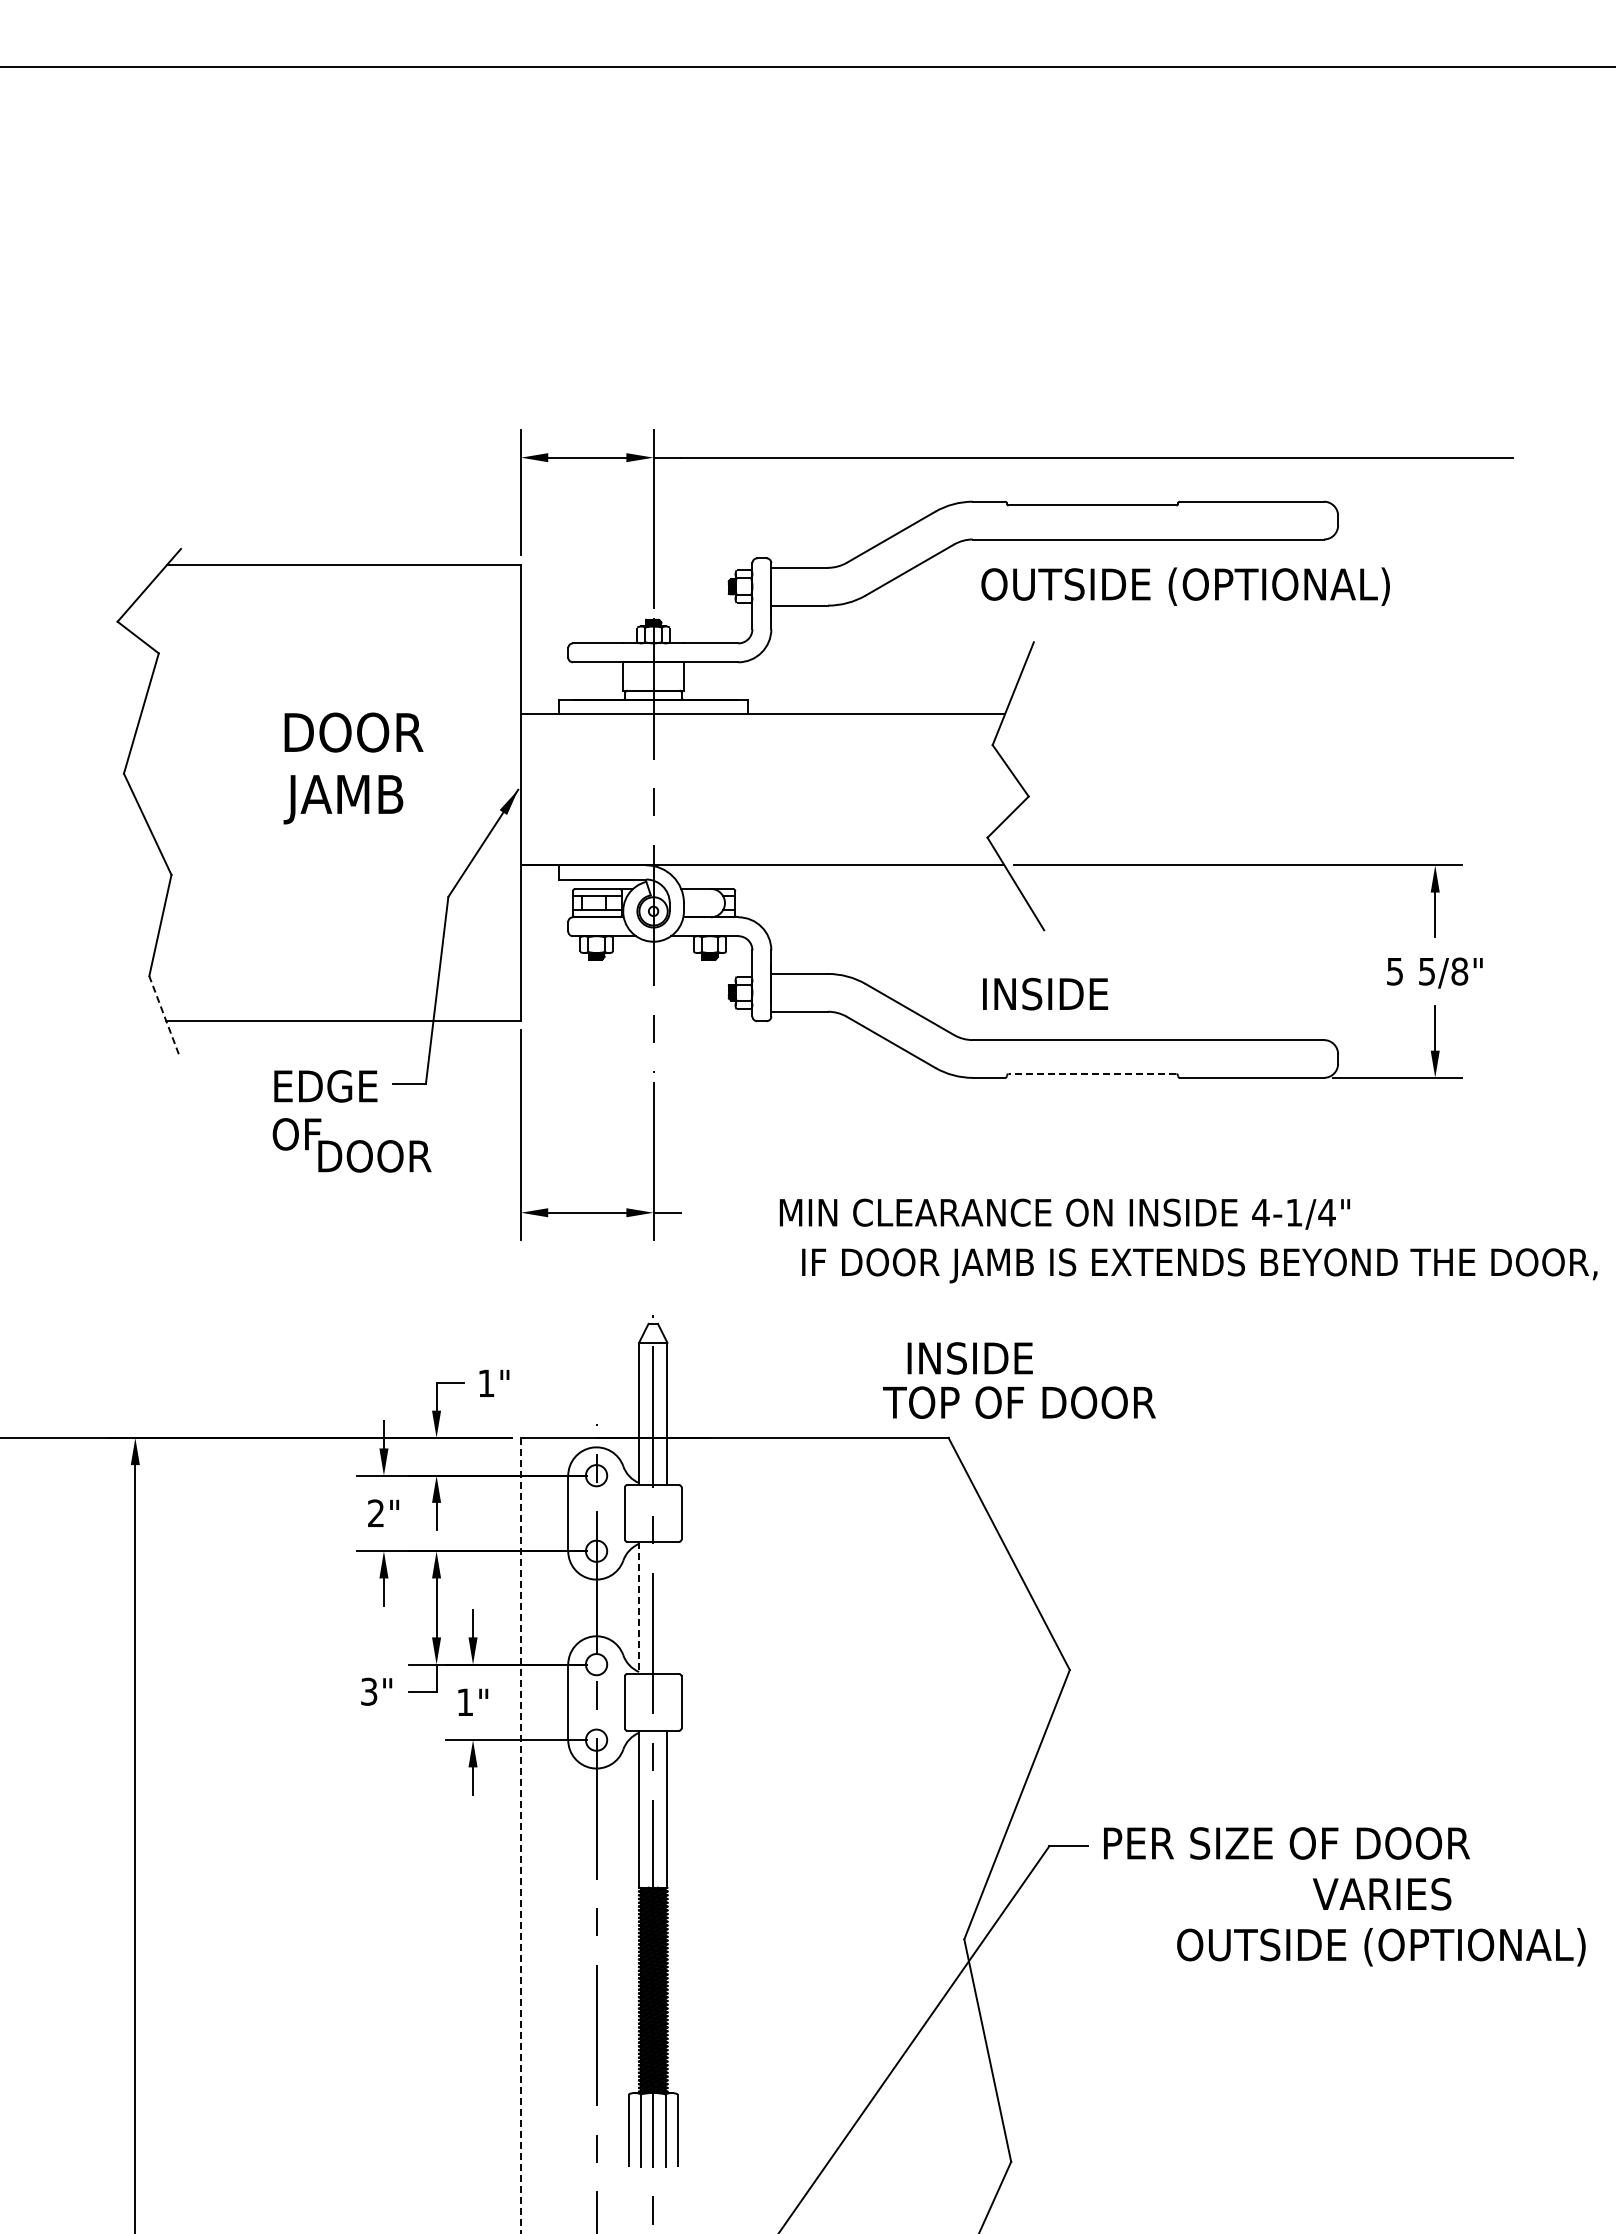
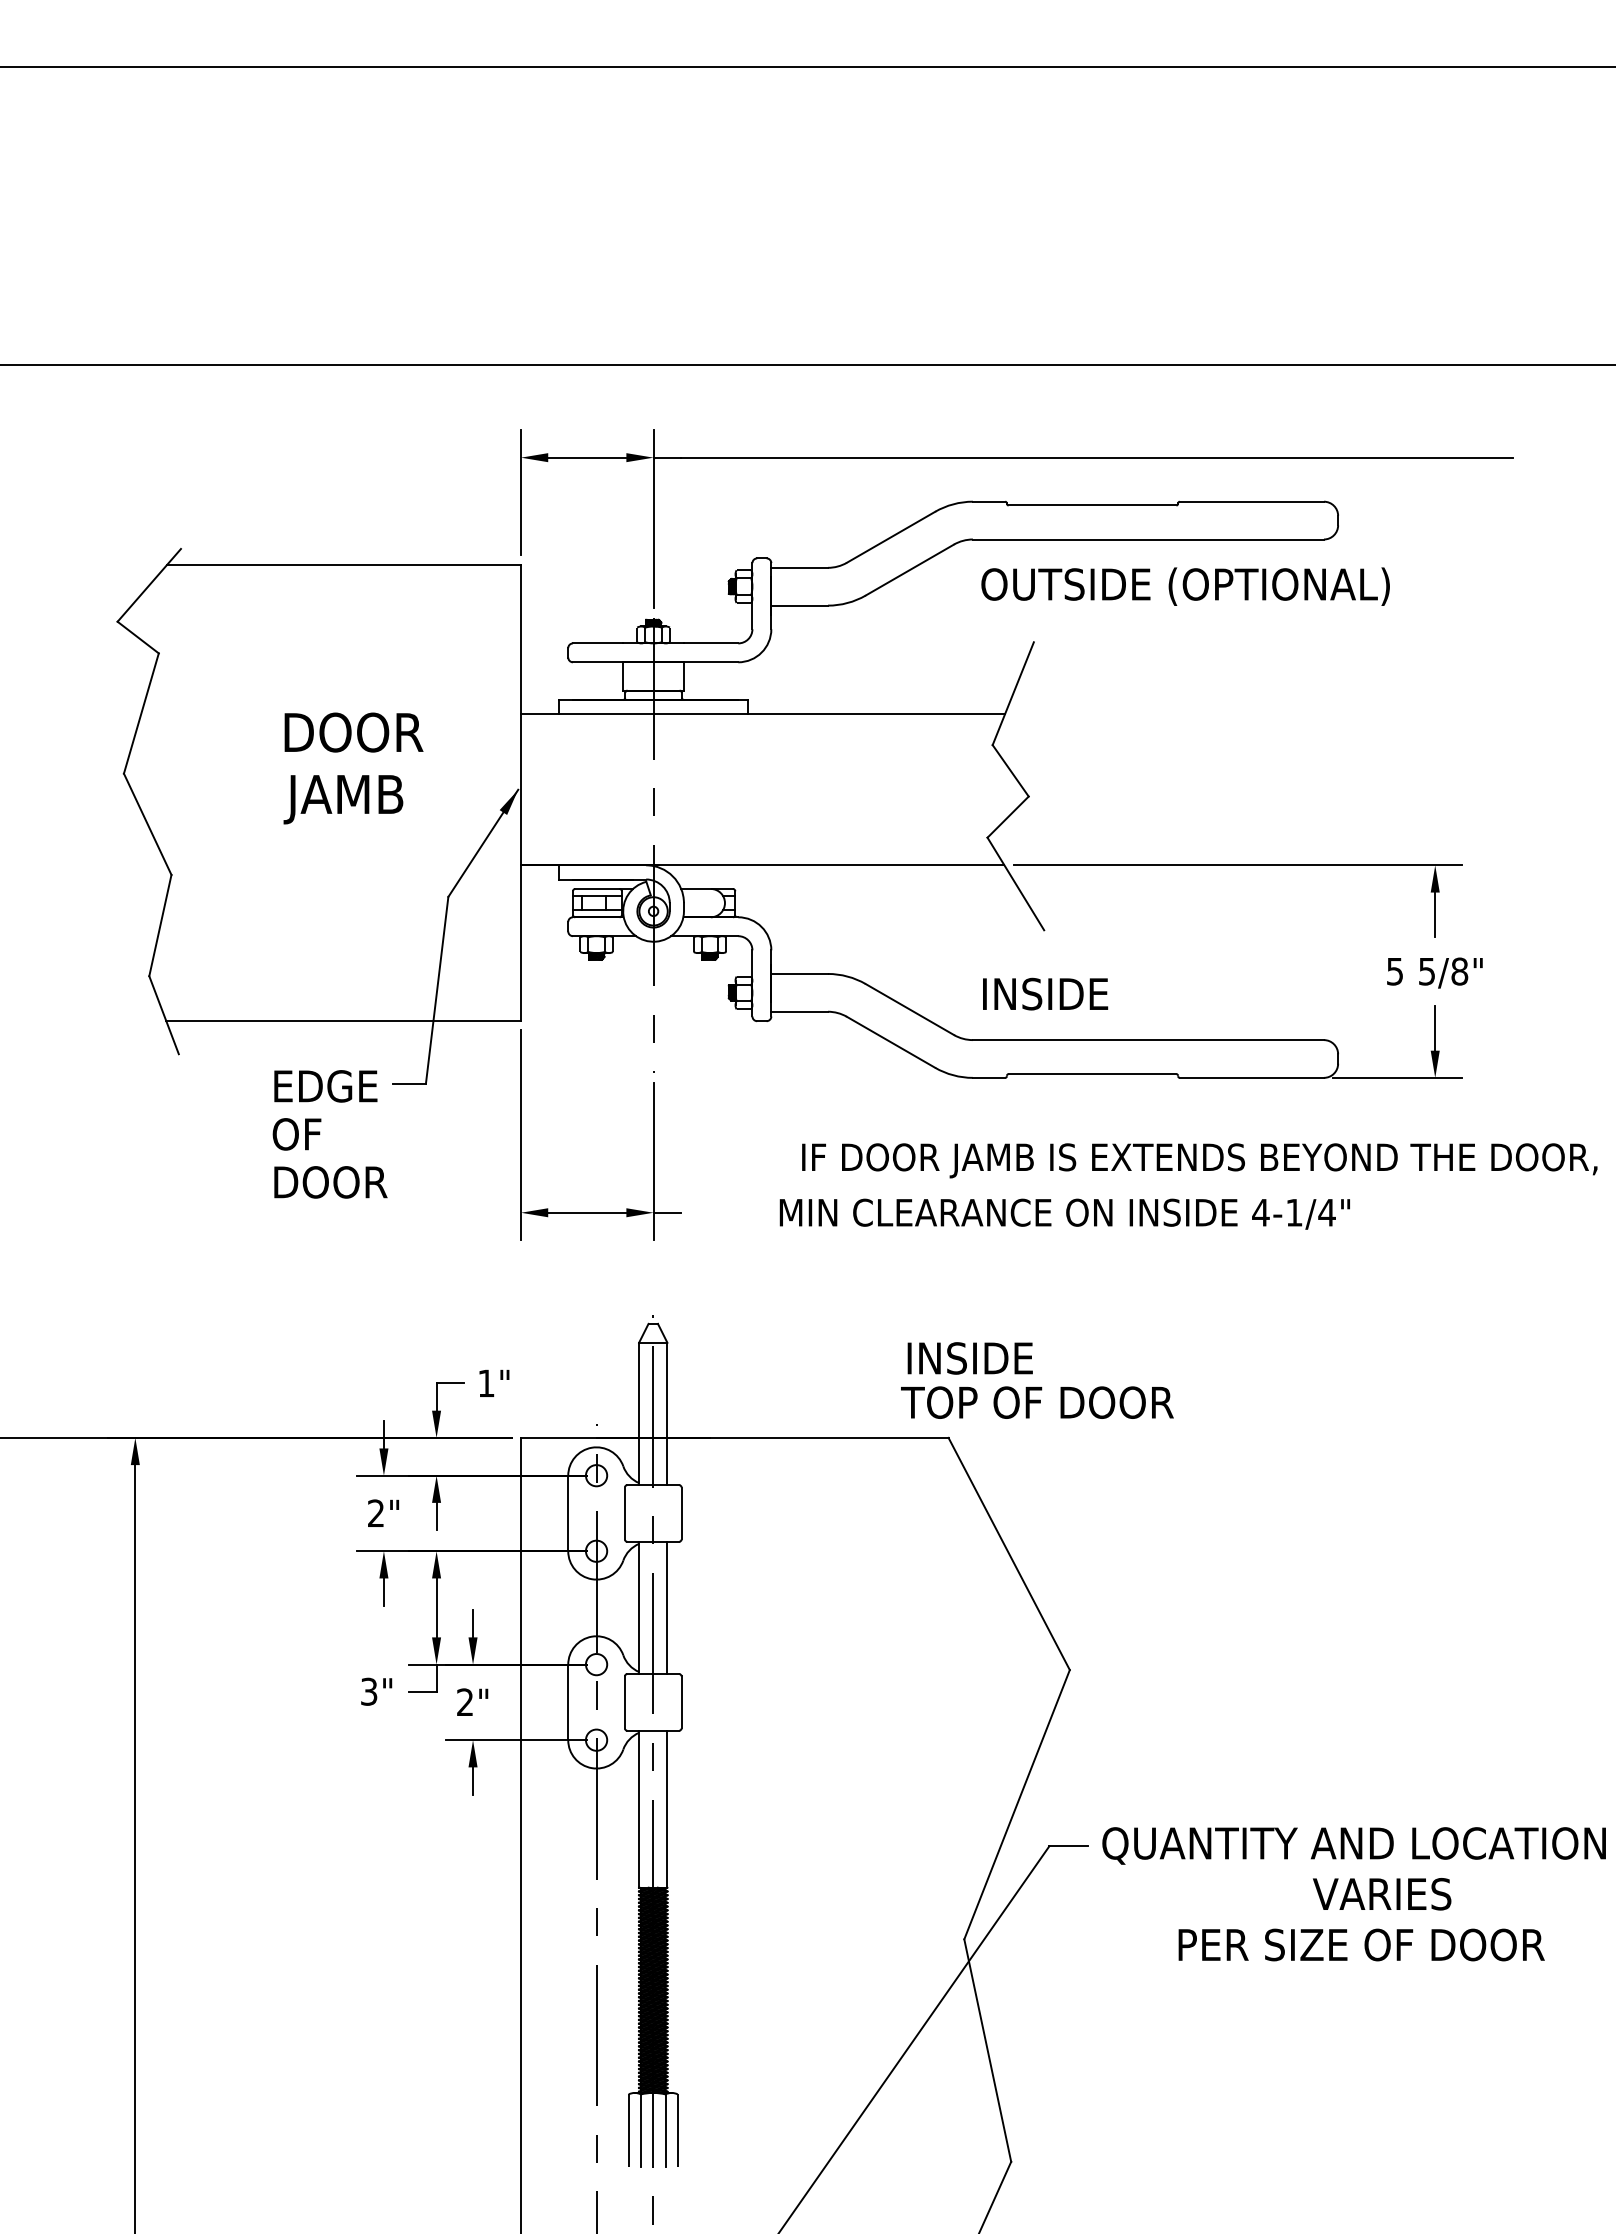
line: none -> present (807, 364)
line: dashed -> solid (164, 1015)
line: dashed -> solid (1092, 1074)
text position: (374, 1156) -> (330, 1182) (330, 1182)
text position: (1199, 1265) -> (1199, 1160) (1199, 1160)
text position: (1019, 1402) -> (1037, 1402) (1037, 1402)
line: none -> present (667, 1607)
line: dashed -> solid (639, 1608)
text: 1" -> 2" (464, 1701)
line: dashed -> solid (521, 1835)
text: PER SIZE OF DOOR -> QUANTITY AND LOCATION (1353, 1845)
text: OUTSIDE (OPTIONAL) -> PER SIZE OF DOOR (1381, 1947)
